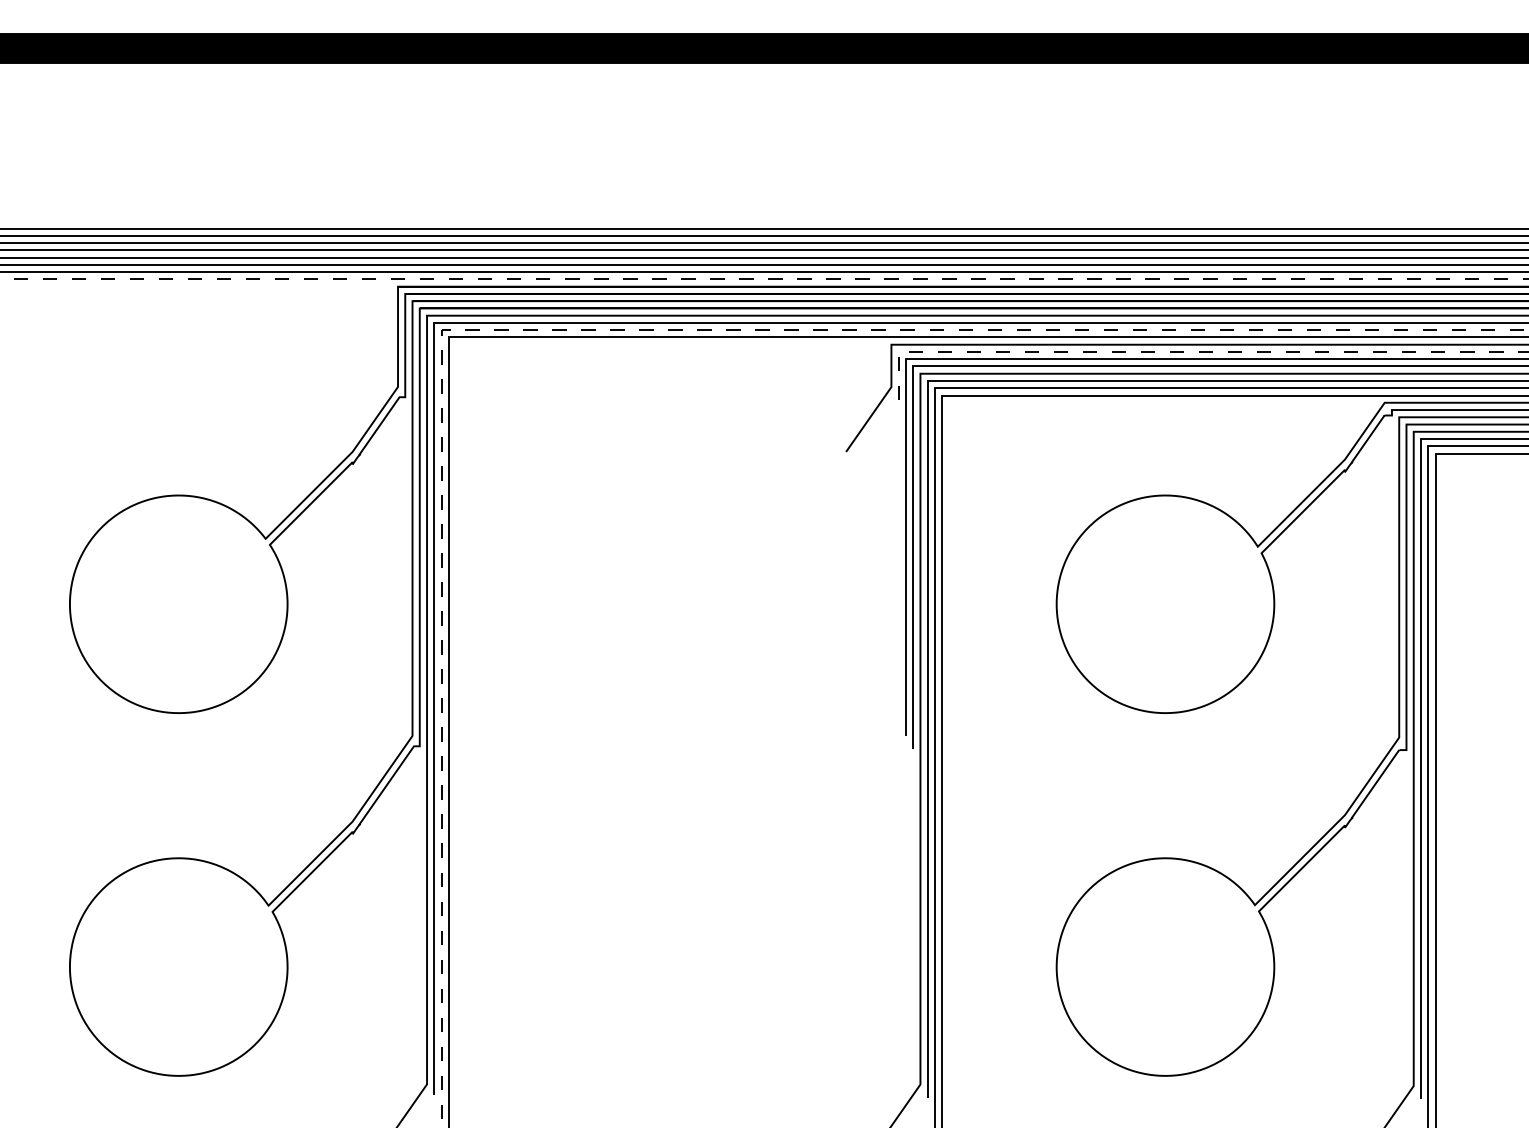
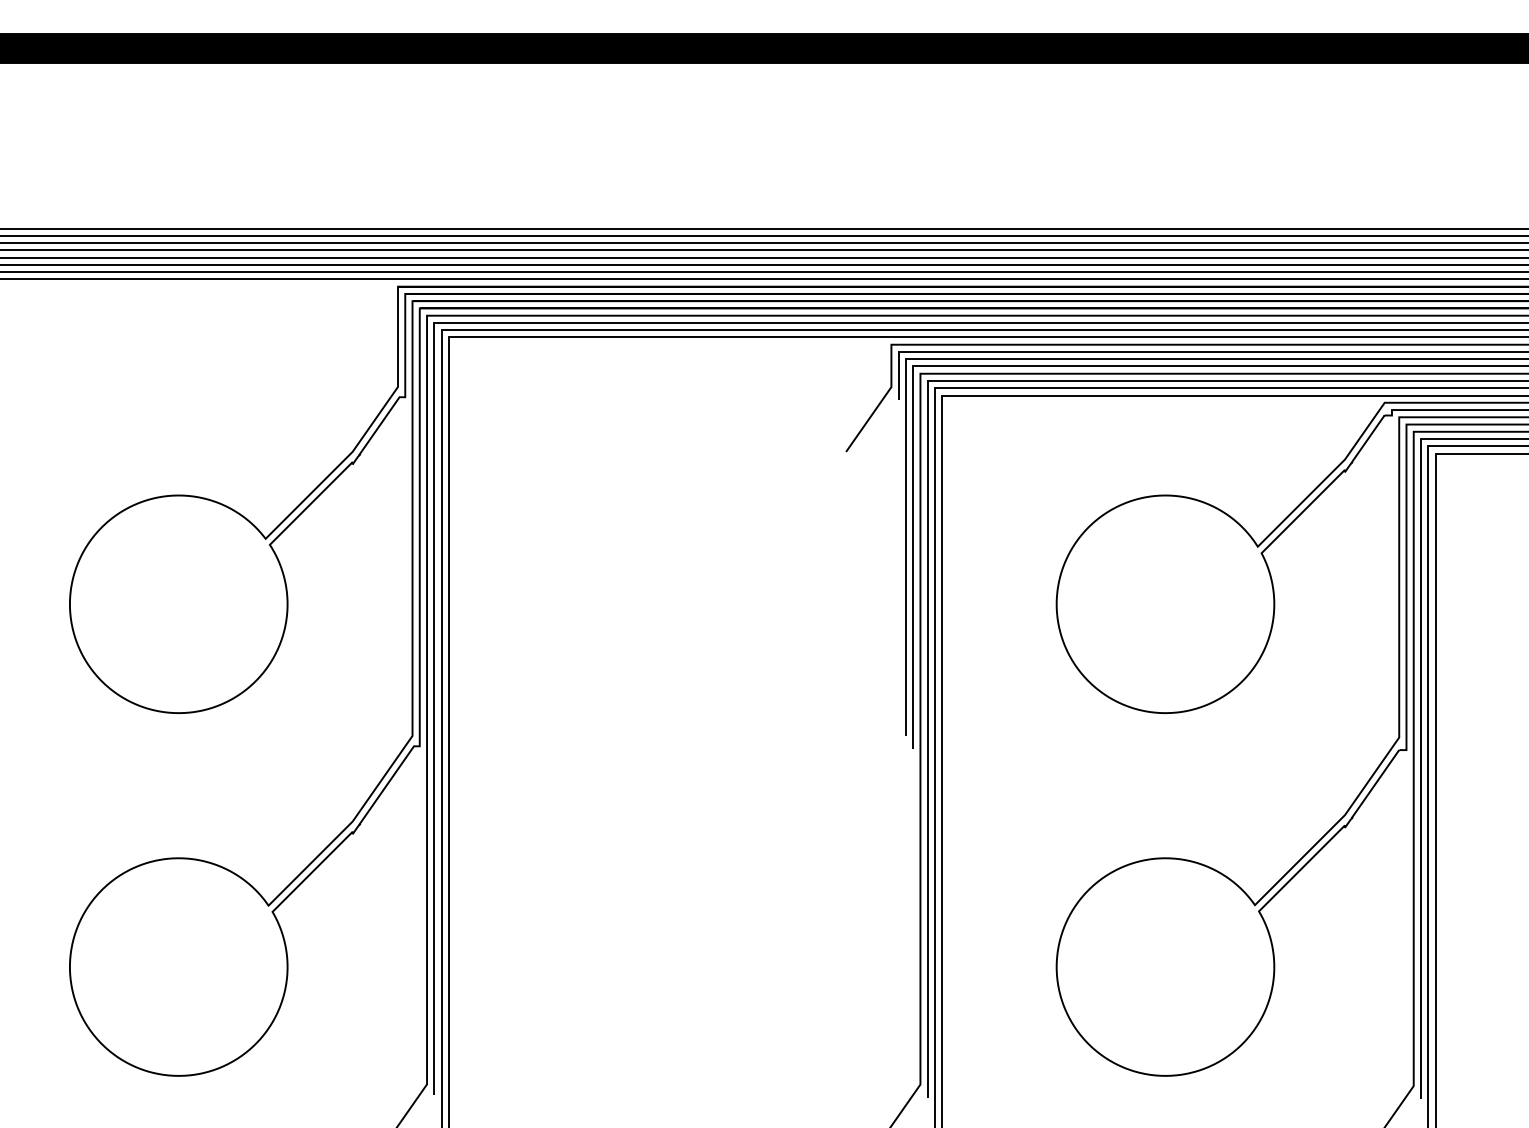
line: dashed -> solid (764, 279)
line: dashed -> solid (585, 330)
line: dashed -> solid (1188, 351)
